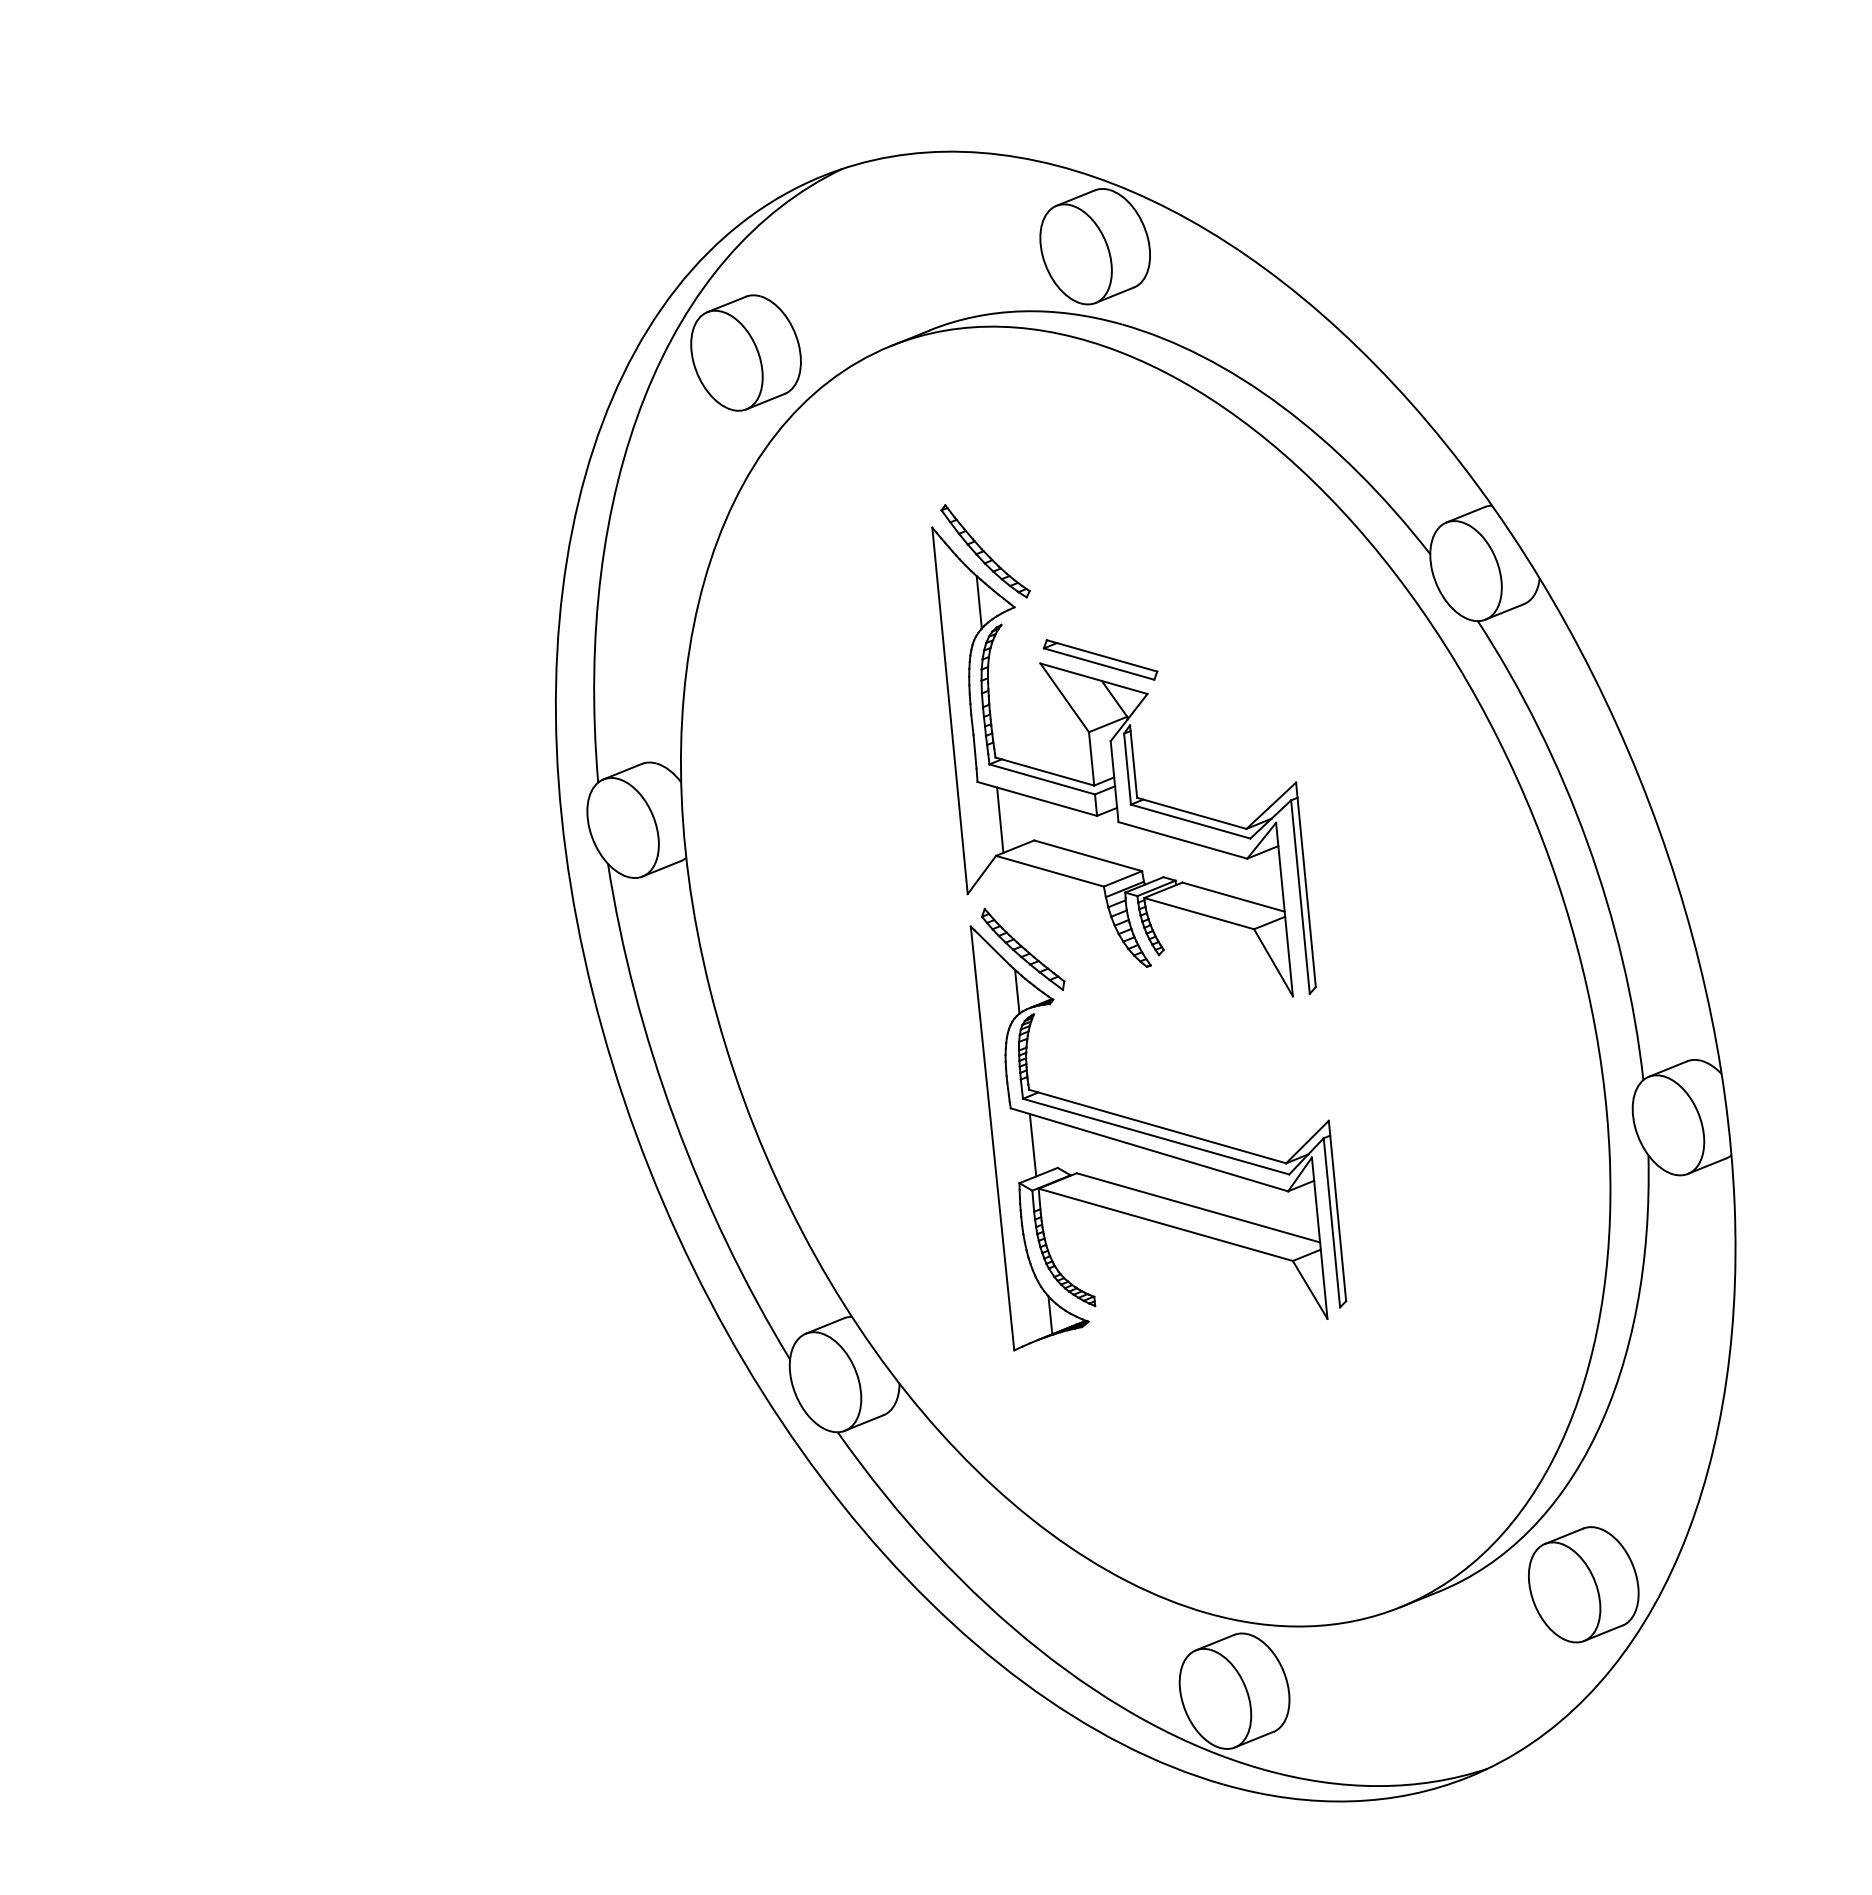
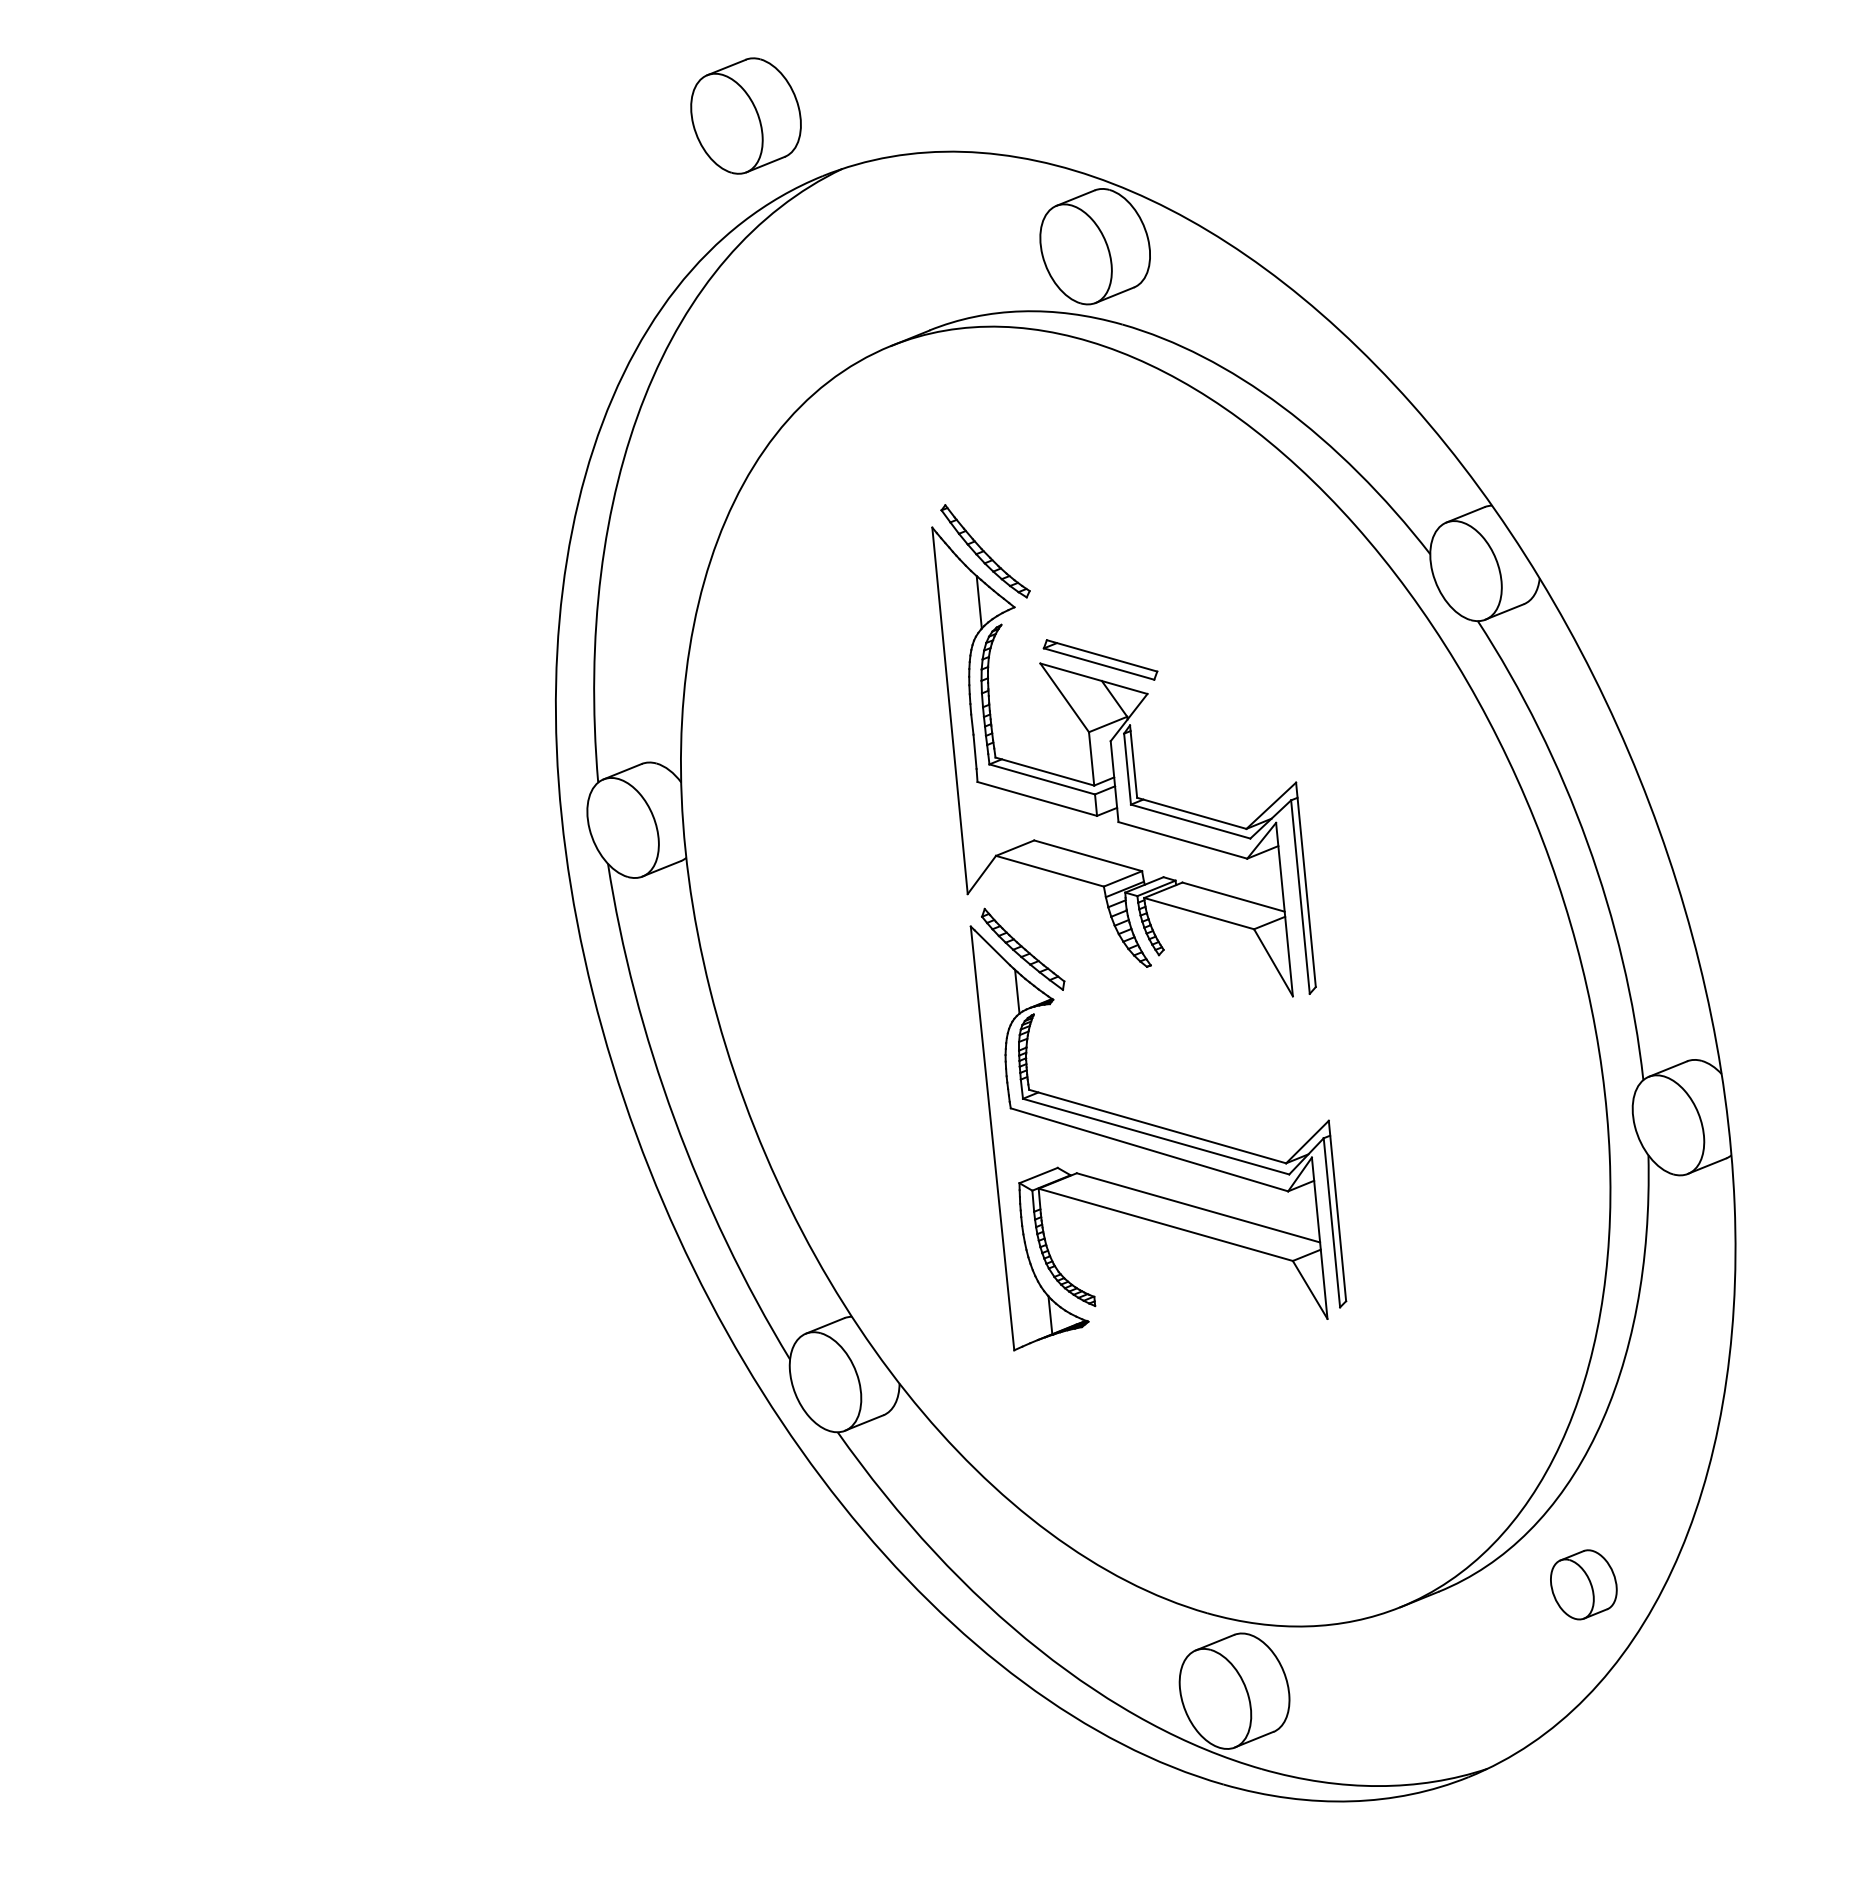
part position: (745, 352) -> (745, 115) (745, 115)
line: present -> none (1000, 819)
line: present -> none (1032, 1144)
part size: 112x118 px -> 68x72 px (1583, 1584)
